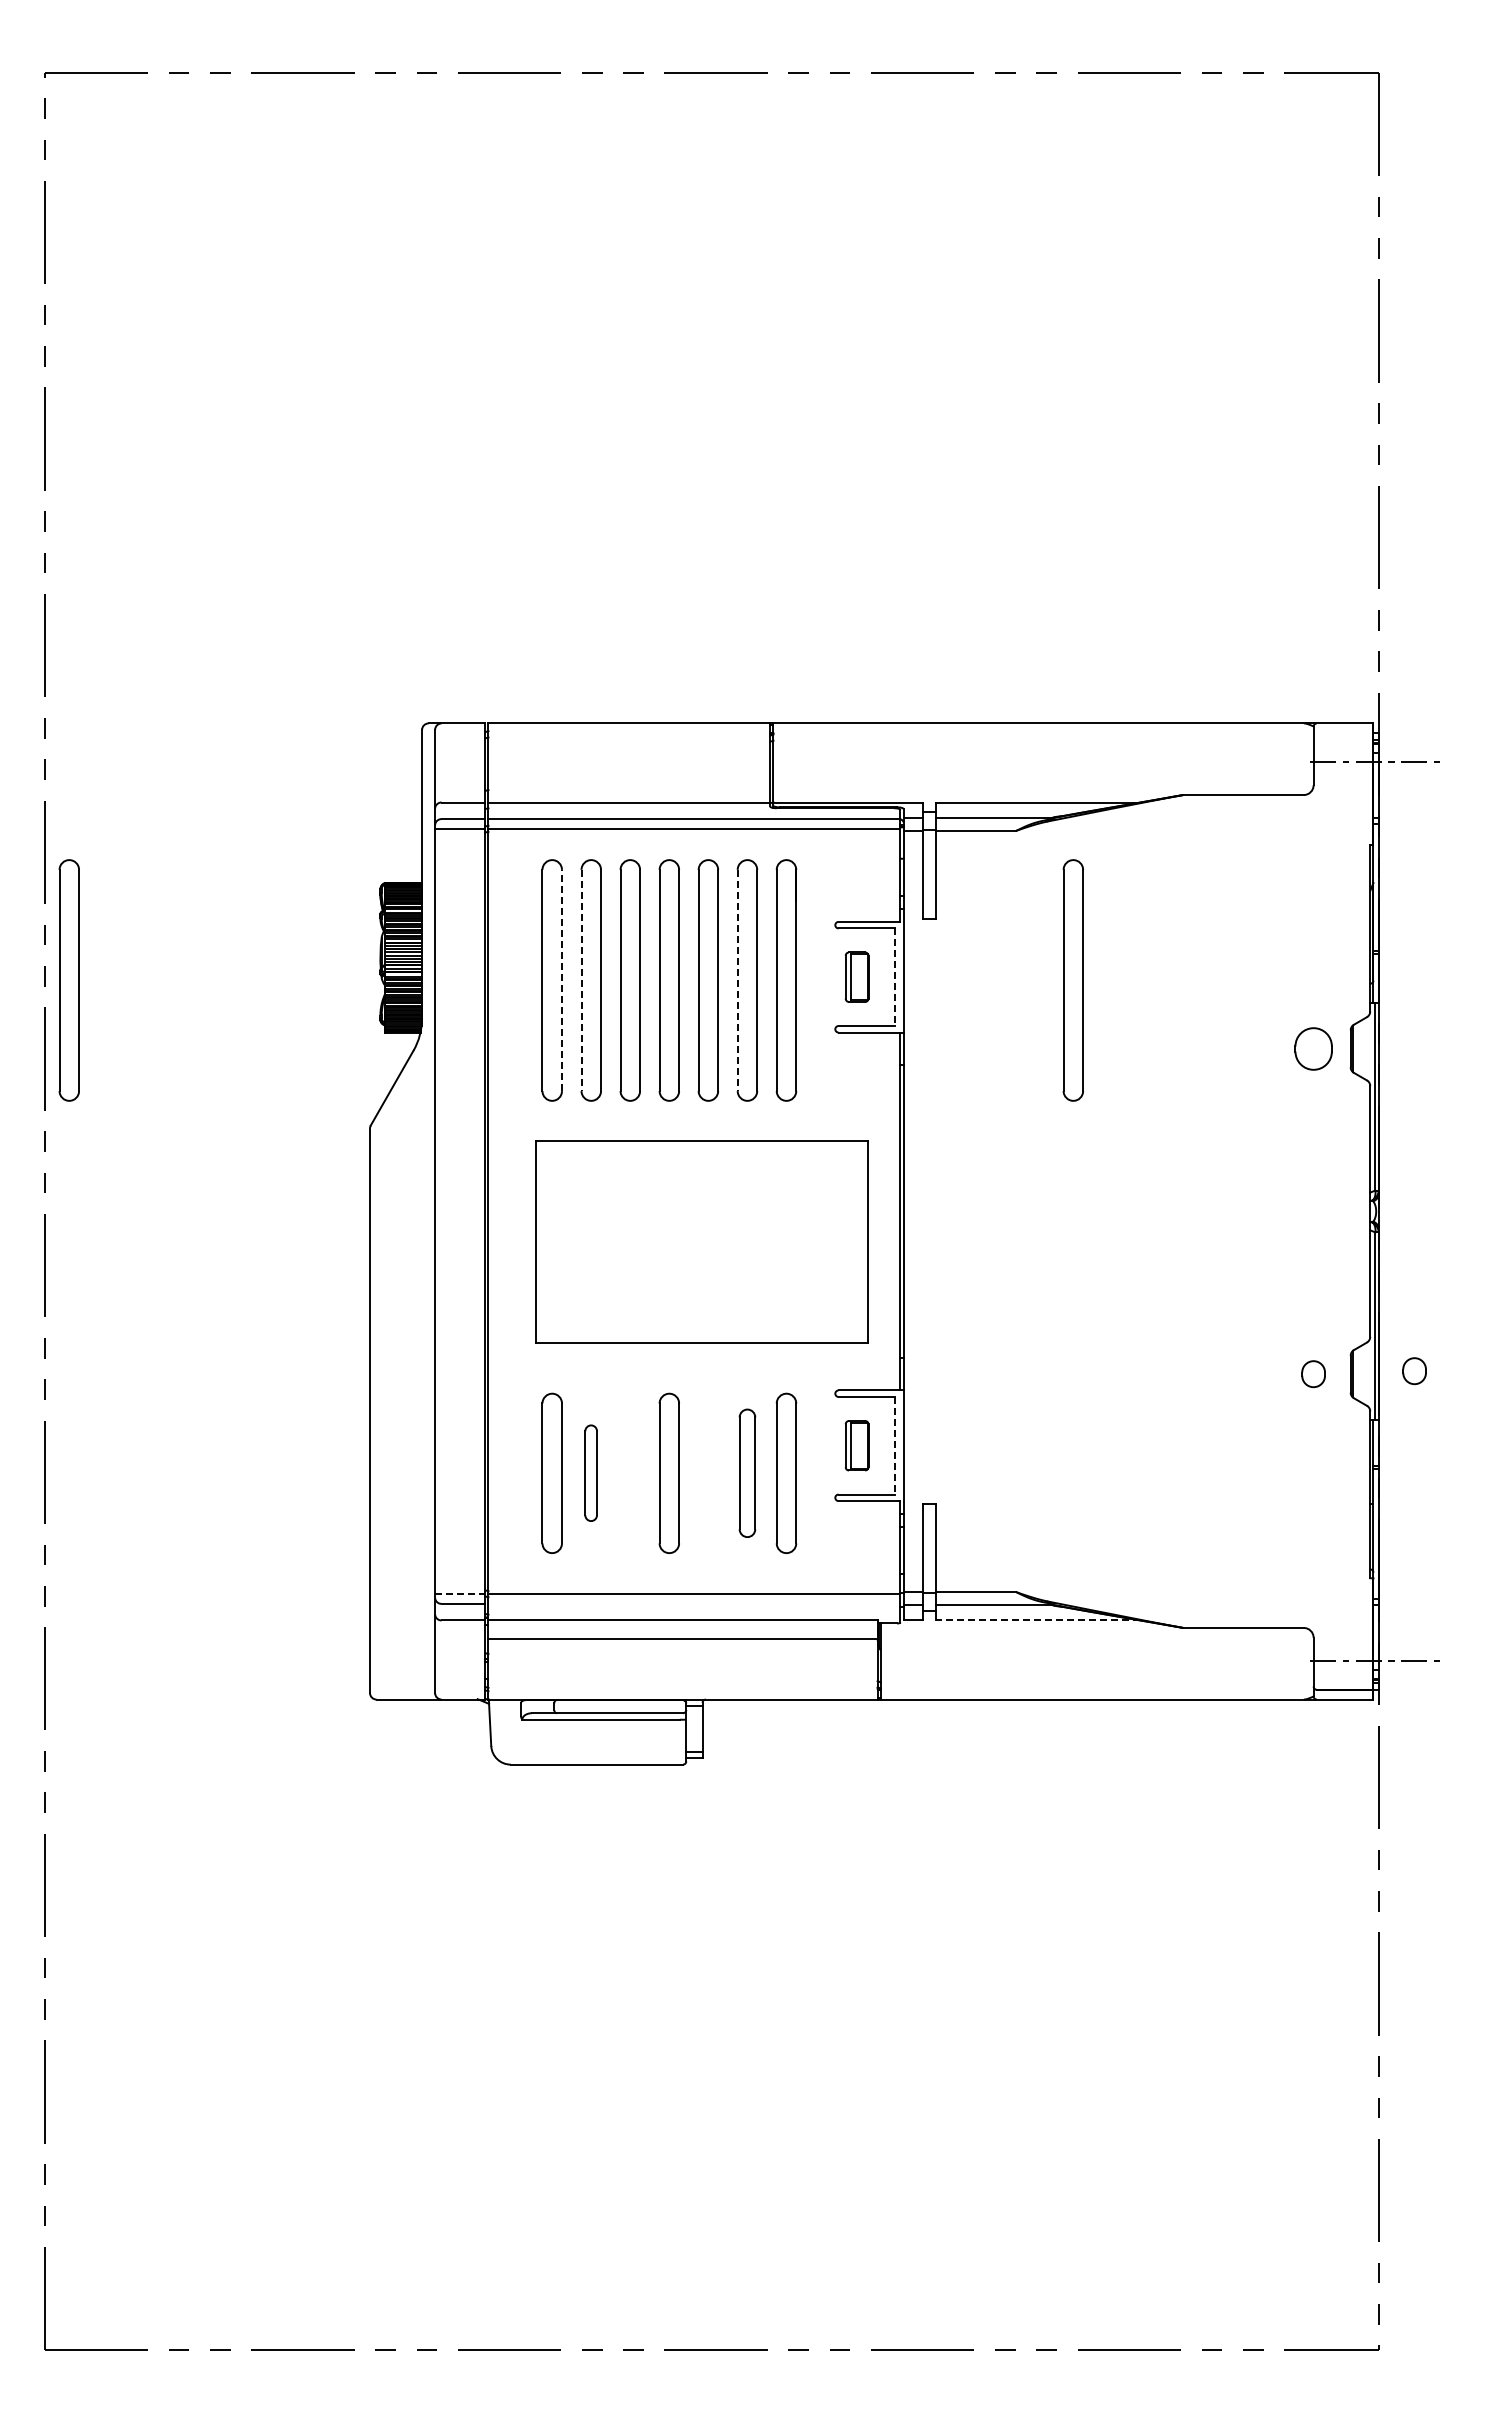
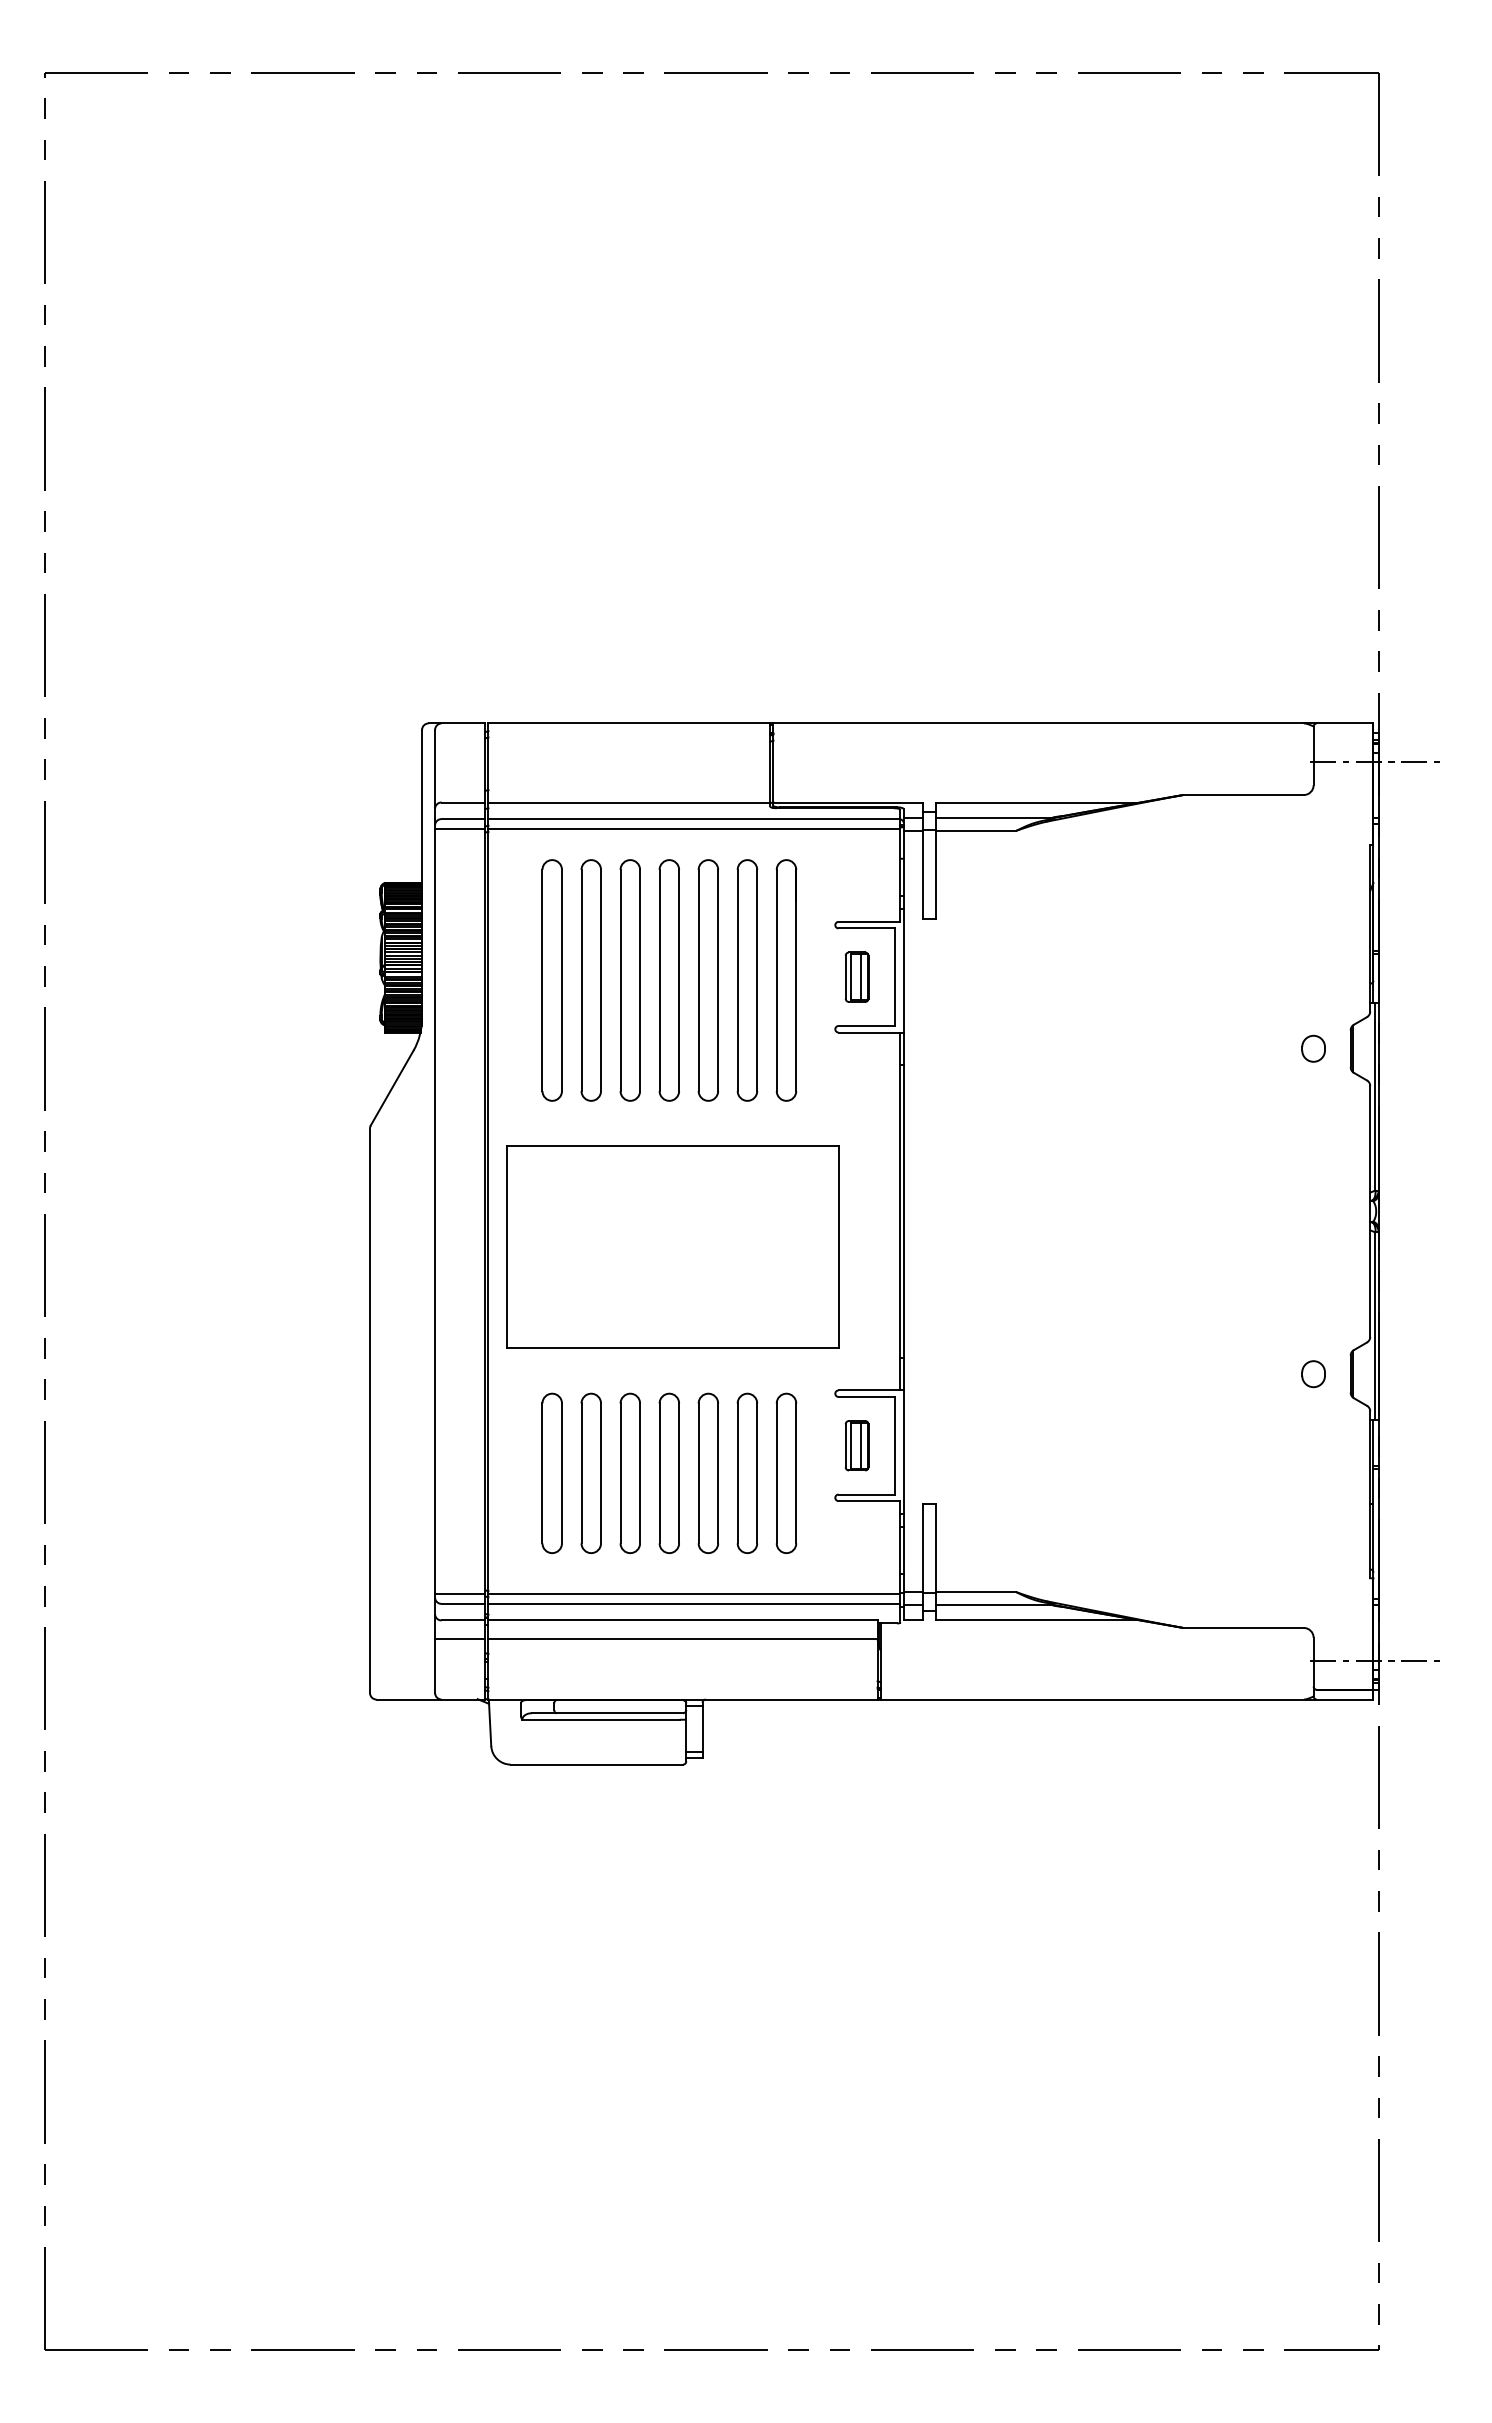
line: none -> present (861, 977)
line: dashed -> solid (895, 977)
part: present -> none (68, 980)
line: dashed -> solid (562, 980)
line: dashed -> solid (581, 980)
line: dashed -> solid (737, 980)
part: present -> none (1072, 980)
part size: 39x44 px -> 25x29 px (1313, 1048)
part position: (701, 1241) -> (672, 1246) (672, 1246)
part: present -> none (1414, 1371)
line: none -> present (861, 1445)
line: dashed -> solid (895, 1445)
part size: 14x98 px -> 22x162 px (590, 1472)
part: none -> present (629, 1472)
part: none -> present (707, 1472)
part size: 19x130 px -> 23x162 px (747, 1472)
line: dashed -> solid (460, 1594)
line: none -> present (694, 1603)
line: dashed -> solid (1037, 1620)
line: none -> present (460, 1639)
